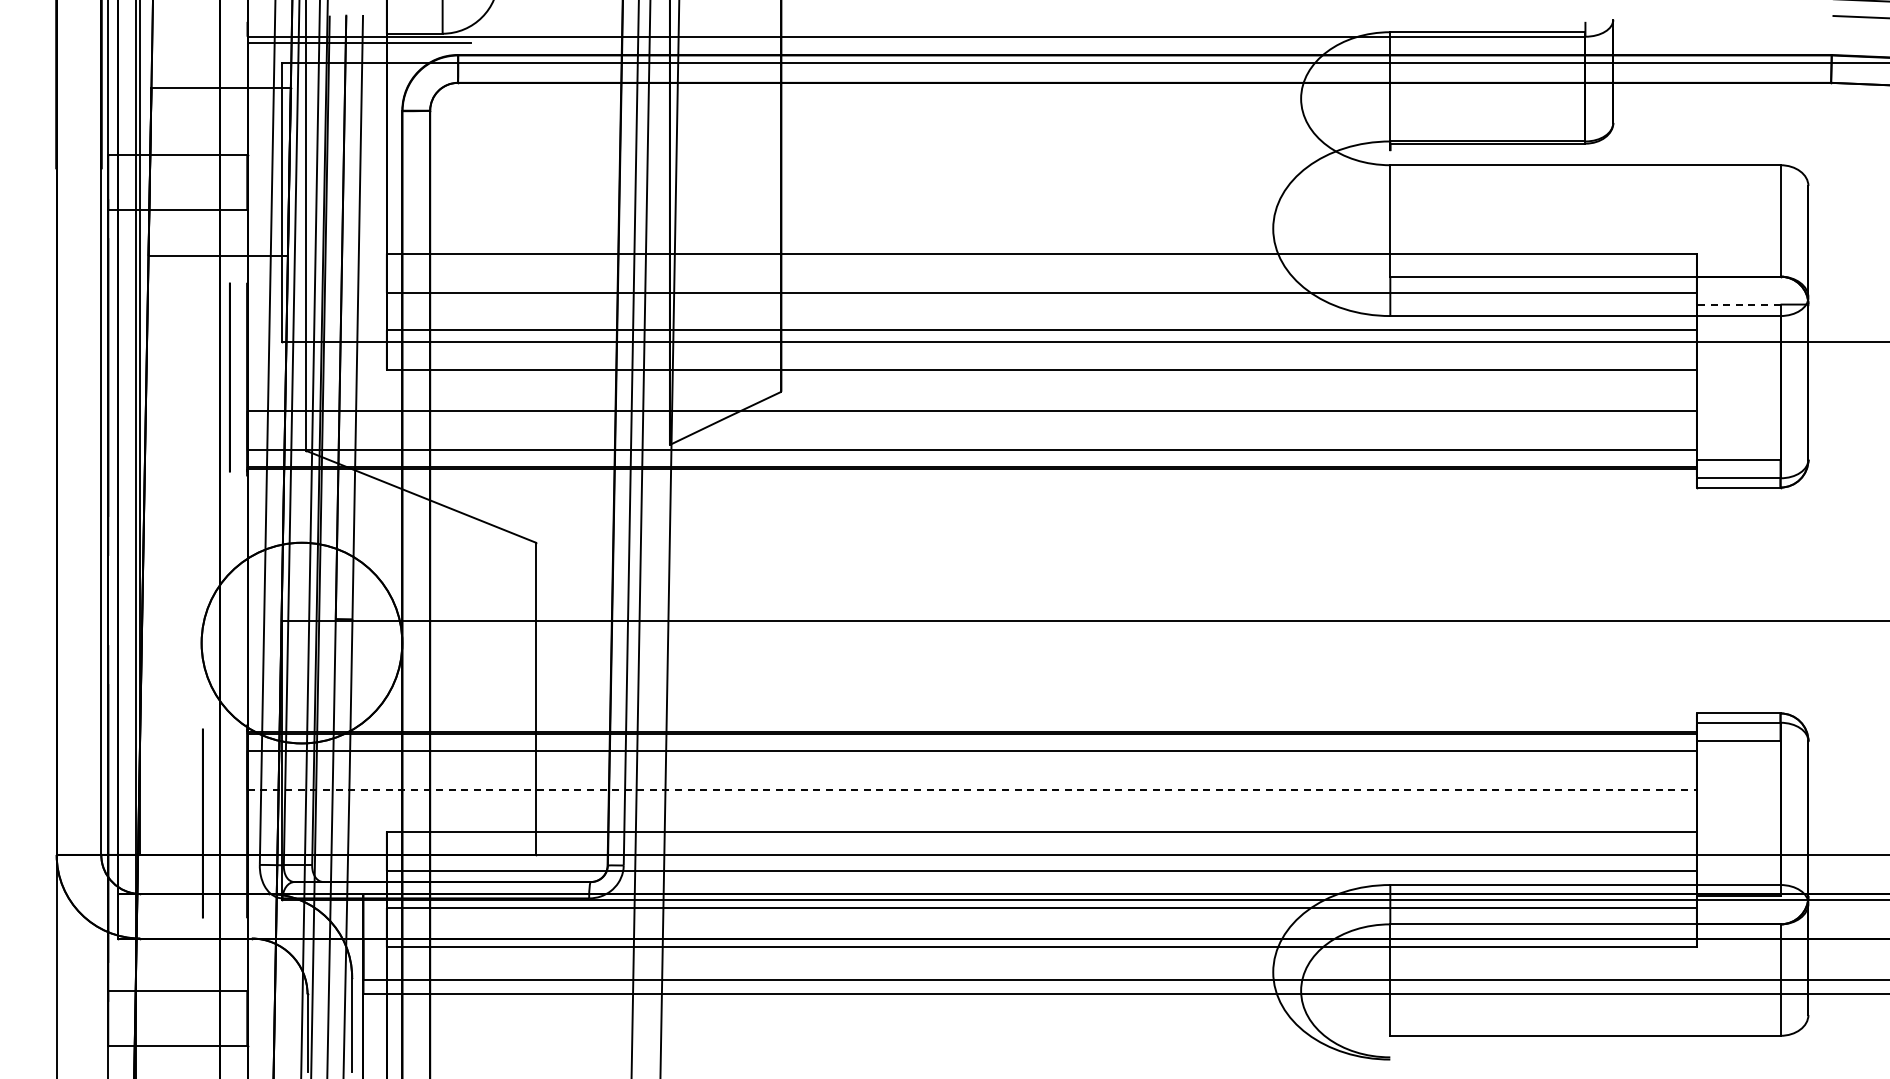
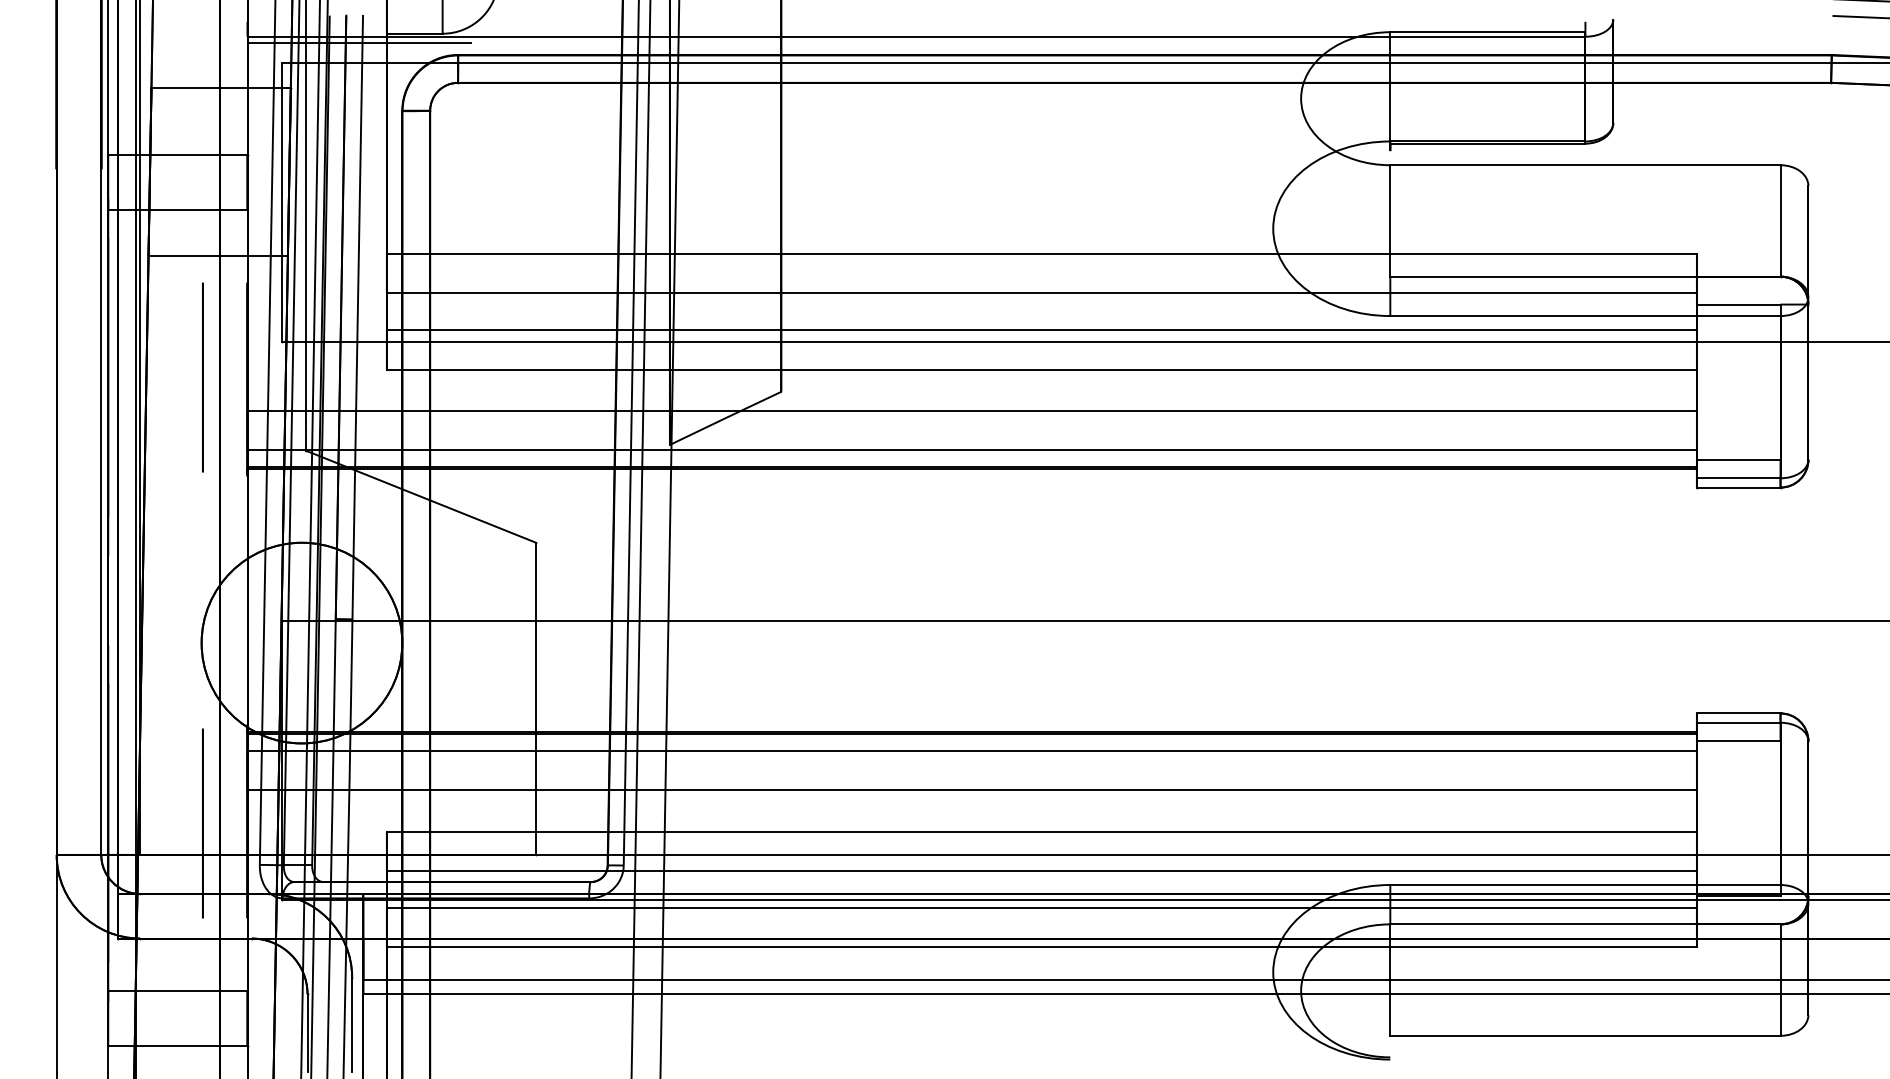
line: dashed -> solid (1738, 304)
circle position: (229, 377) -> (202, 377) (202, 377)
line: dashed -> solid (972, 789)
